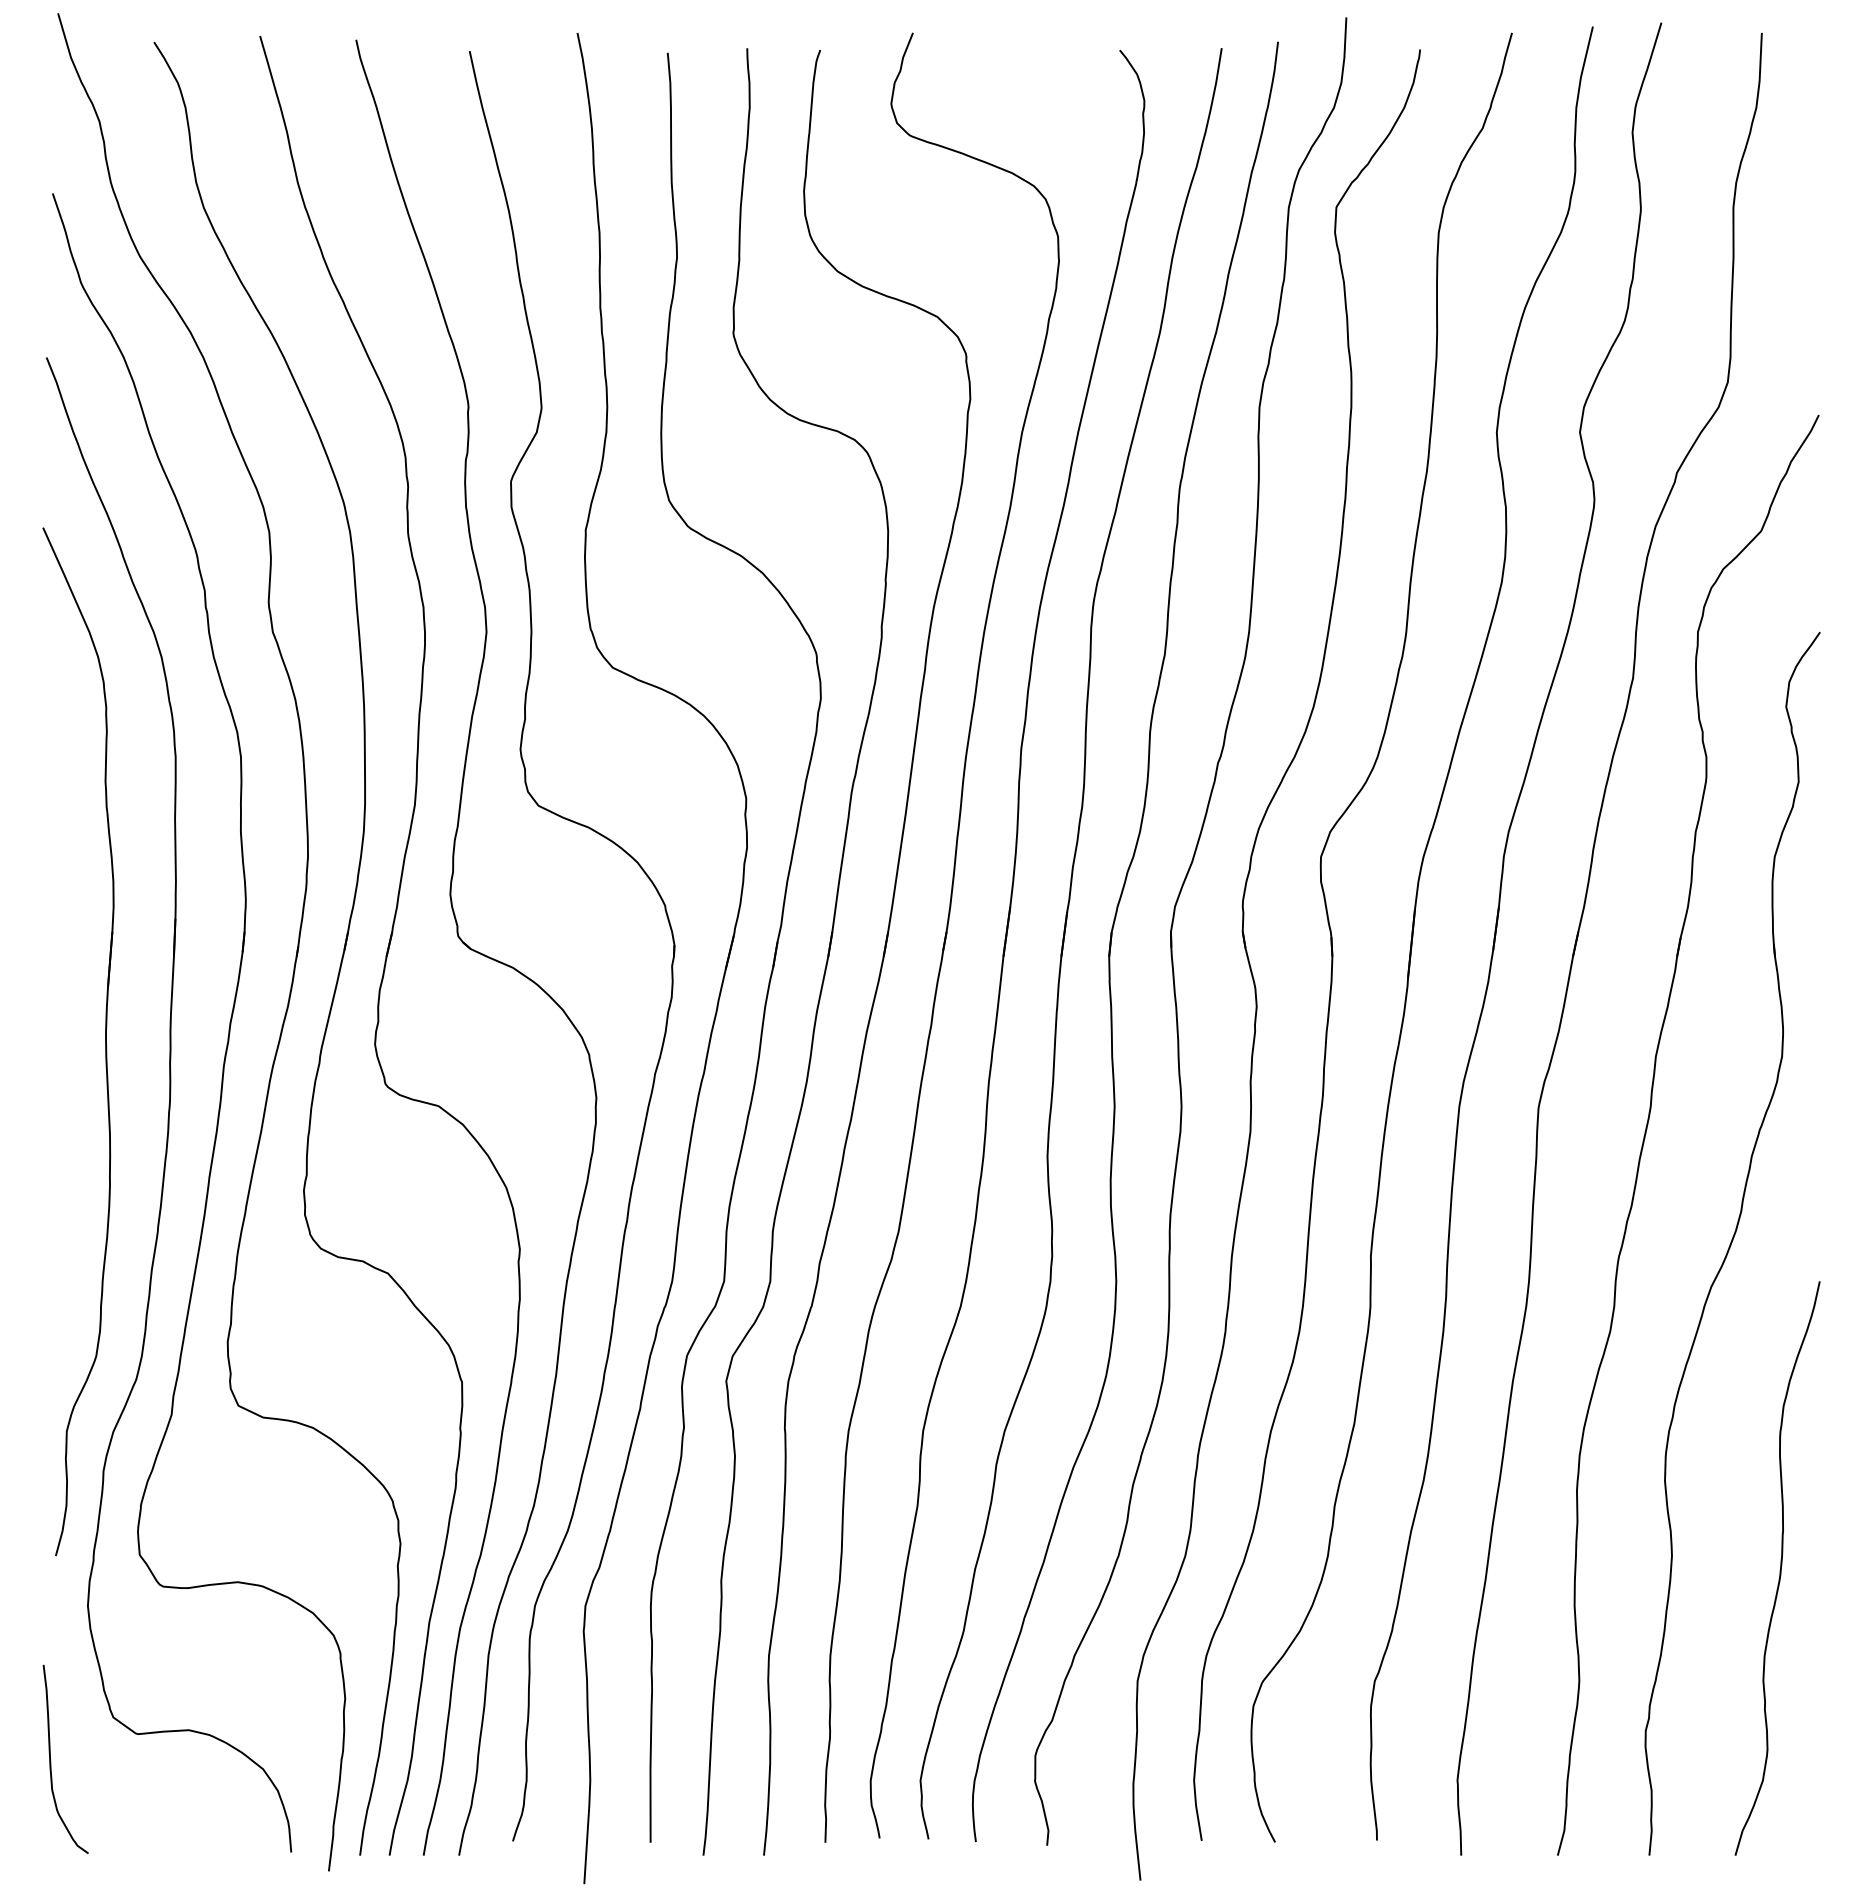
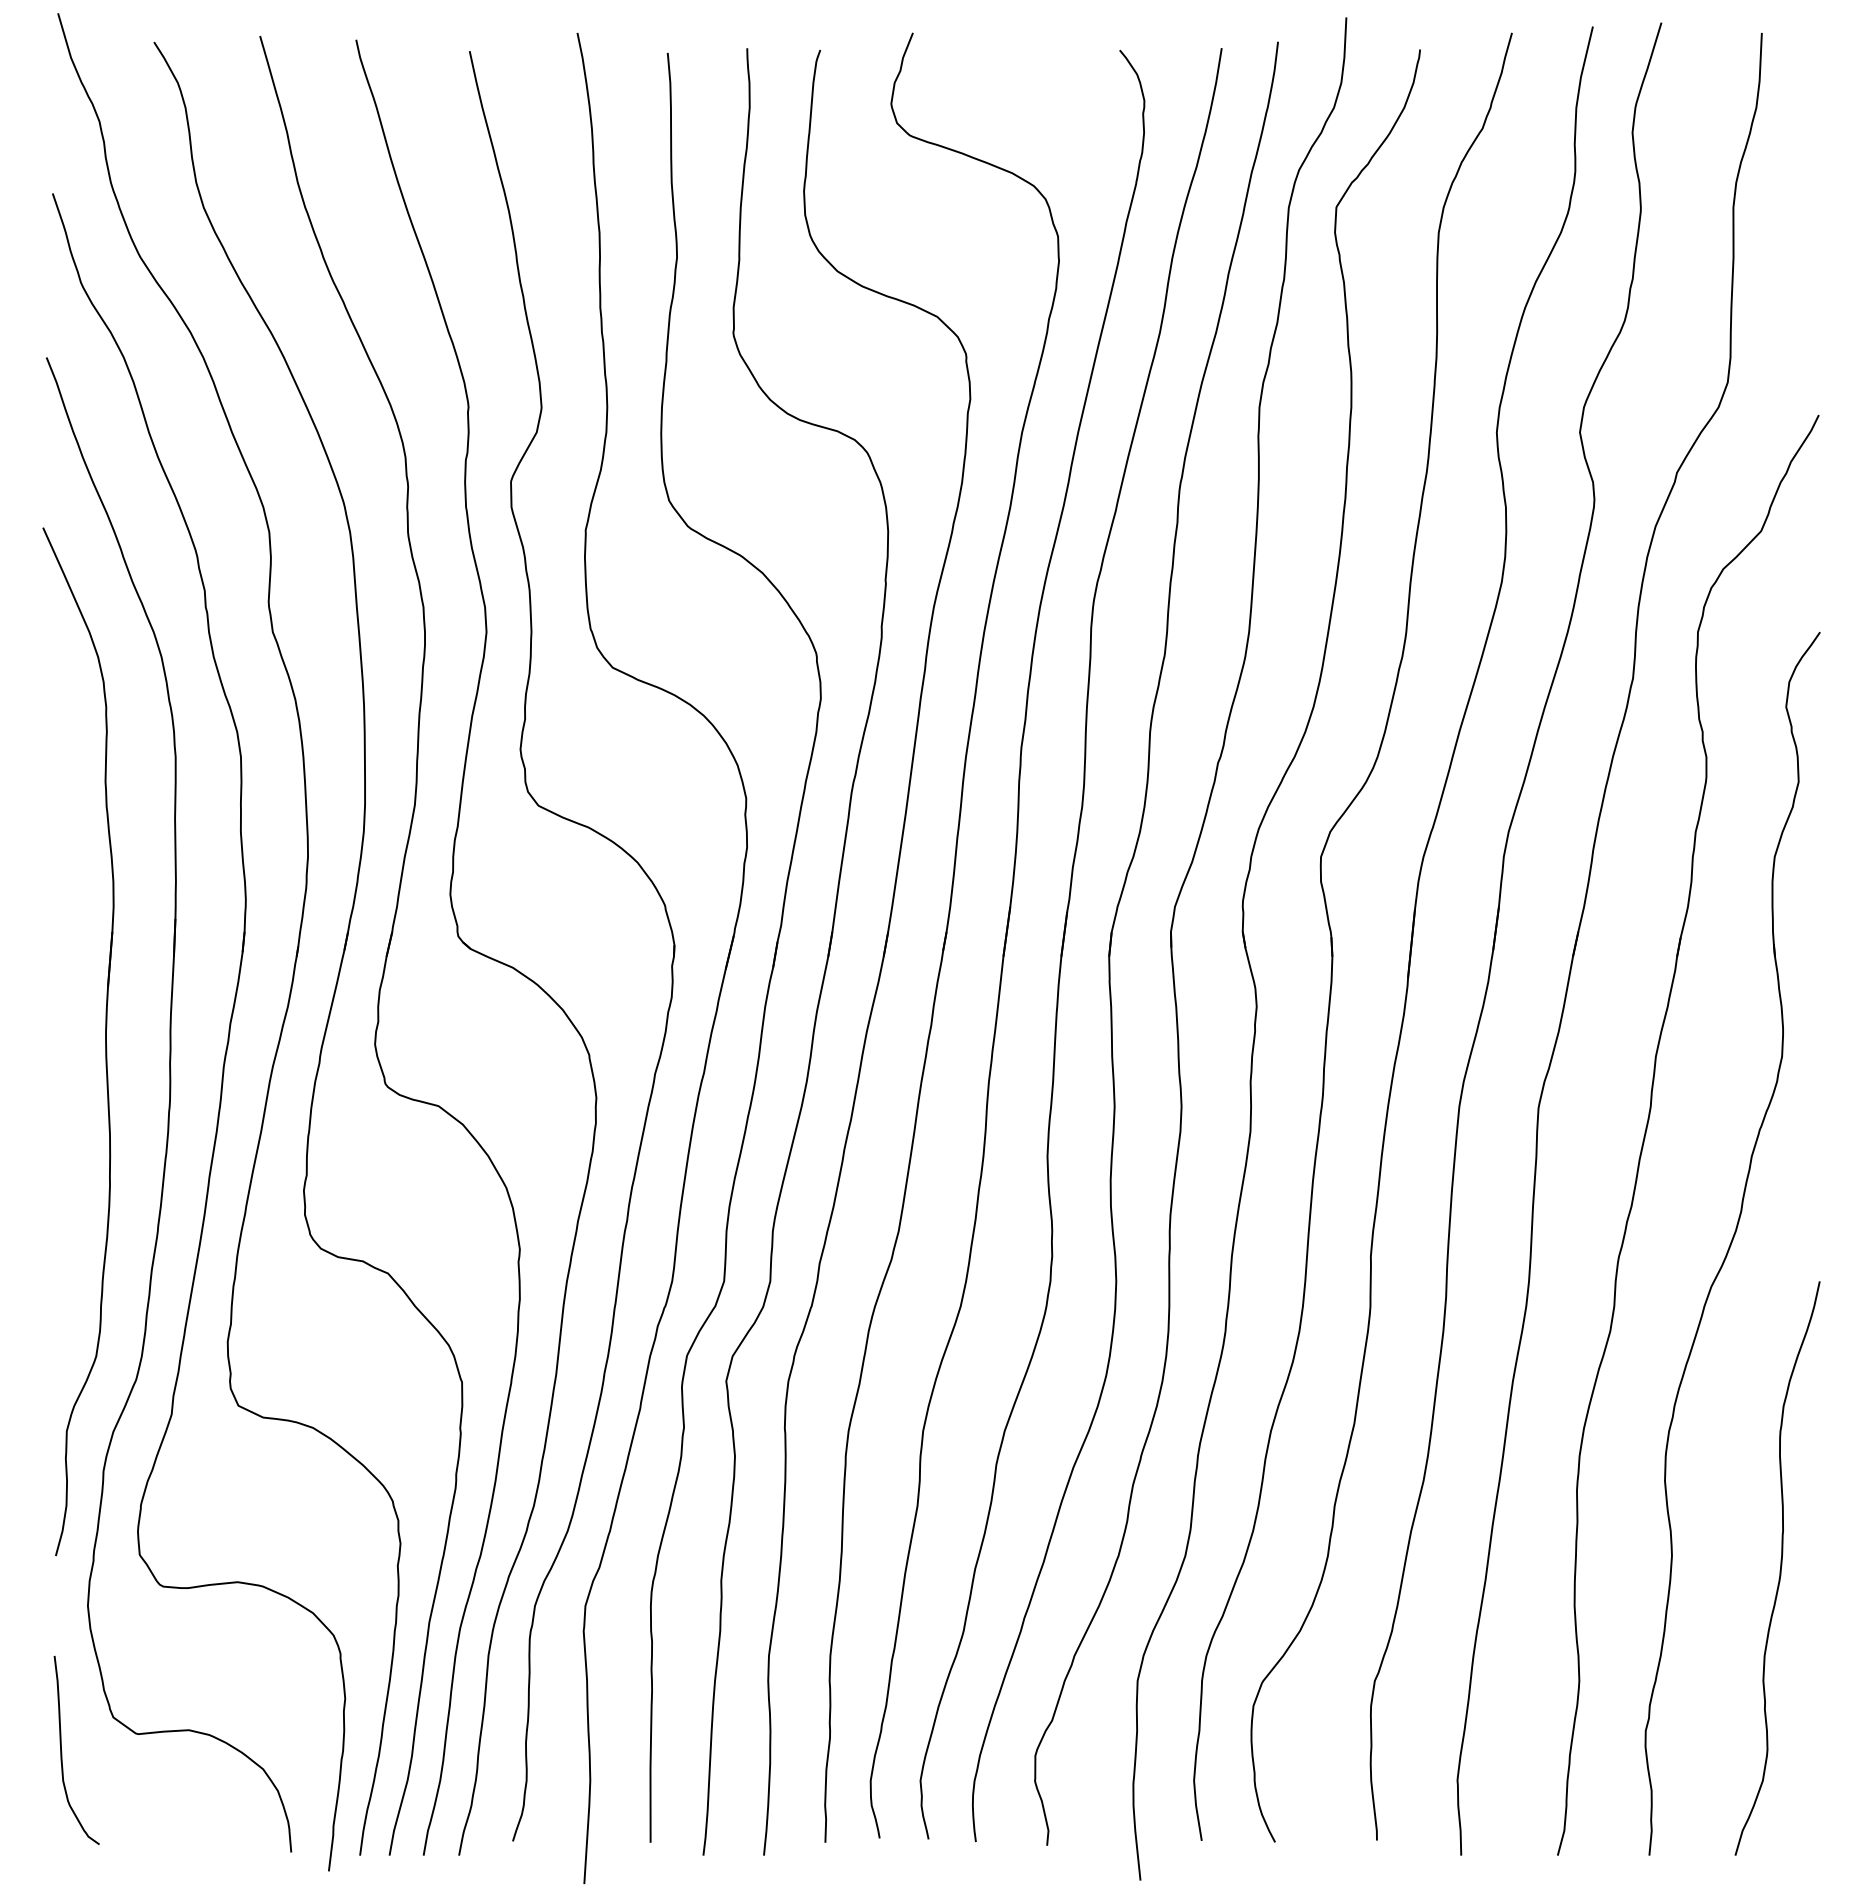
curve position: (51, 1760) -> (62, 1751) (62, 1751)
